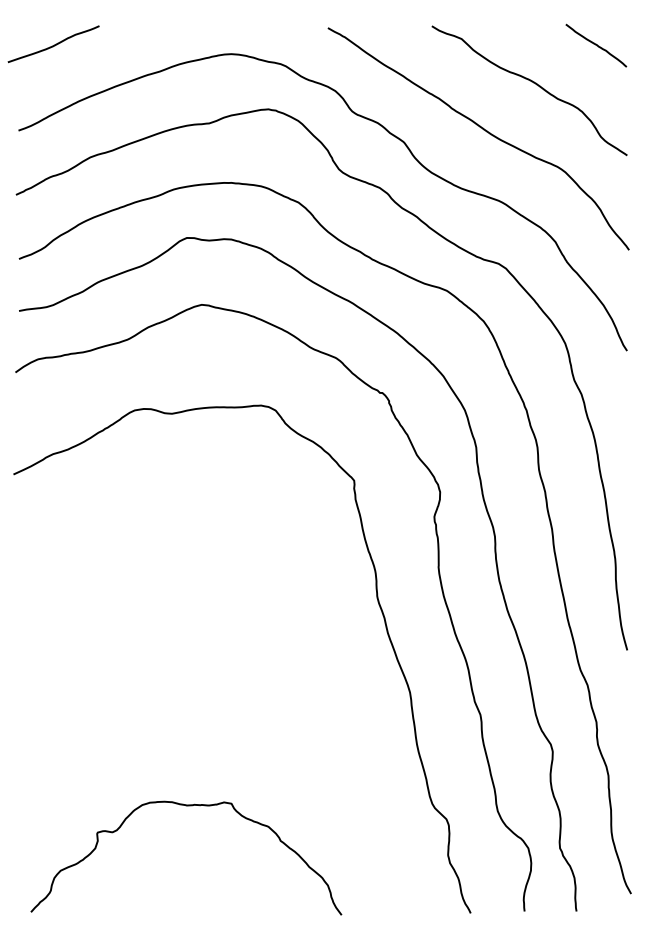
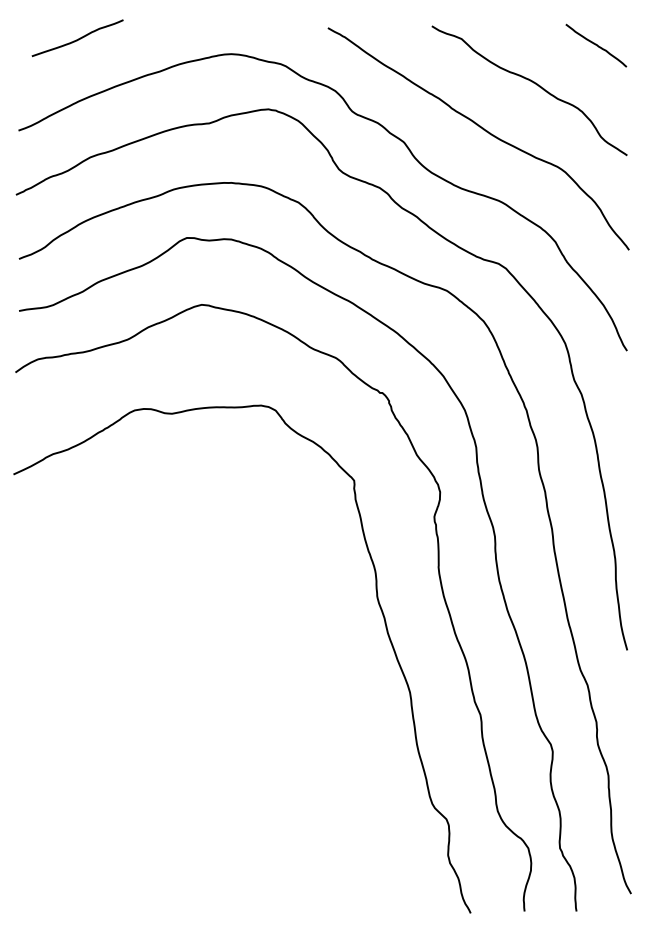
curve position: (54, 44) -> (78, 38) (78, 38)
curve: present -> none (186, 806)
